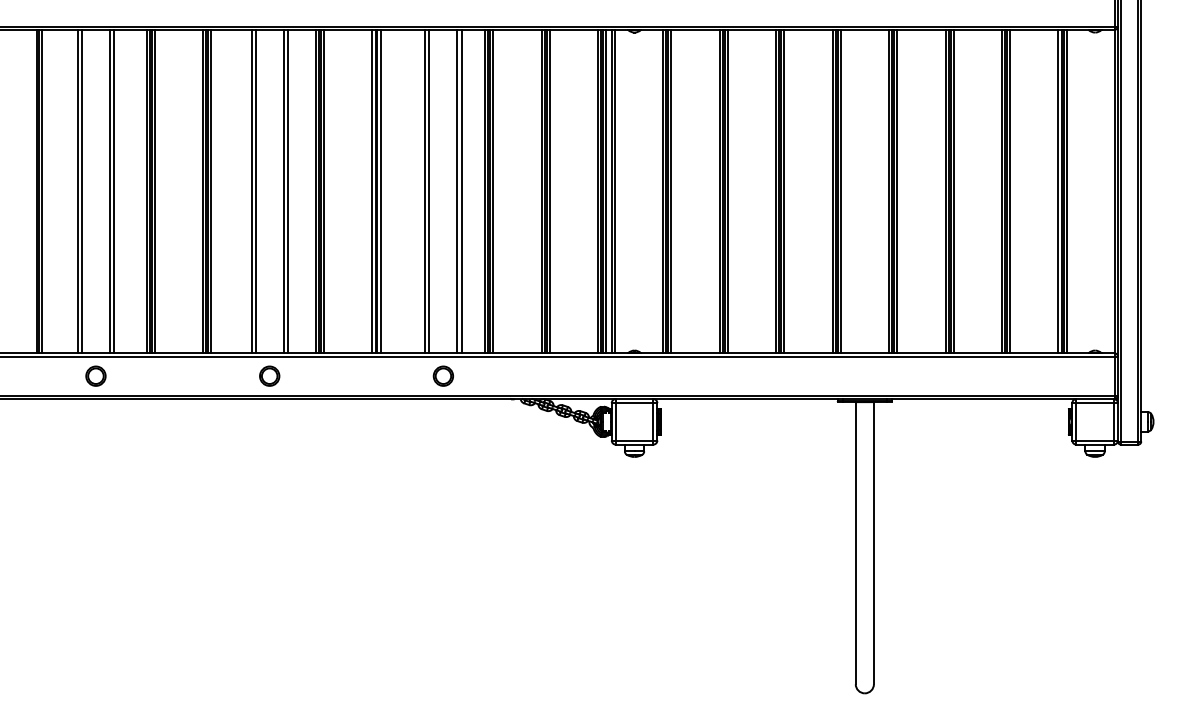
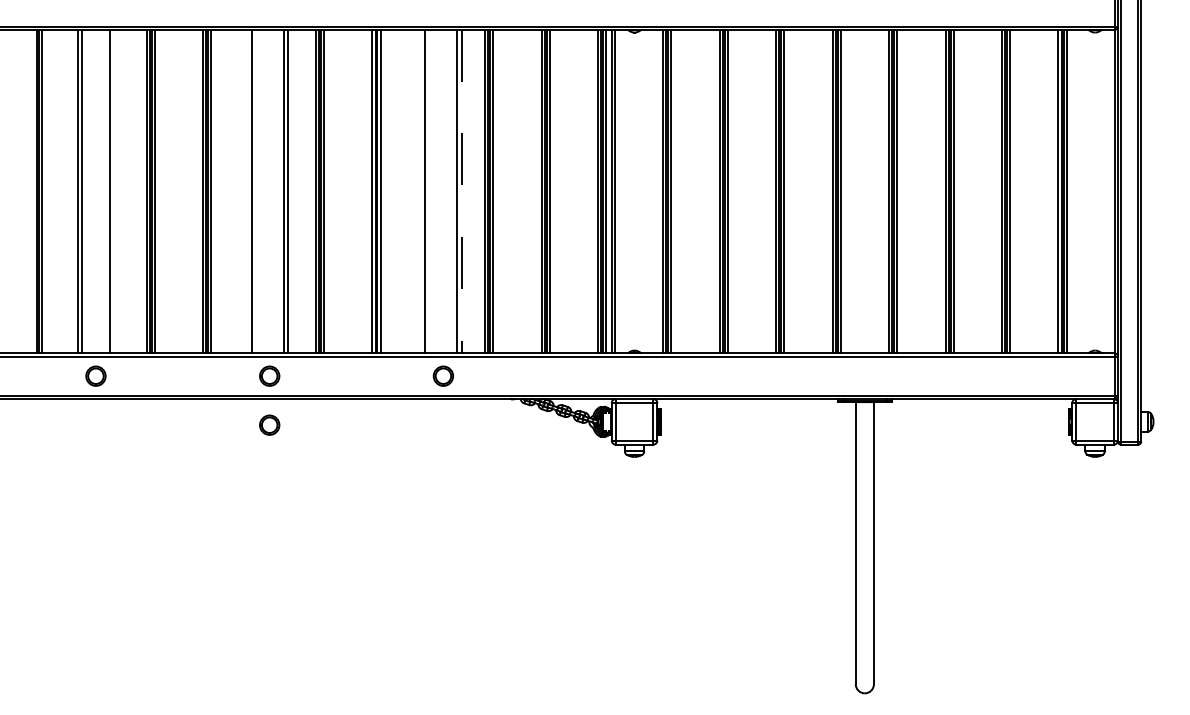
line: present -> none (114, 191)
line: present -> none (255, 191)
line: present -> none (429, 191)
line: solid -> dashed (461, 191)
part: none -> present (269, 424)
